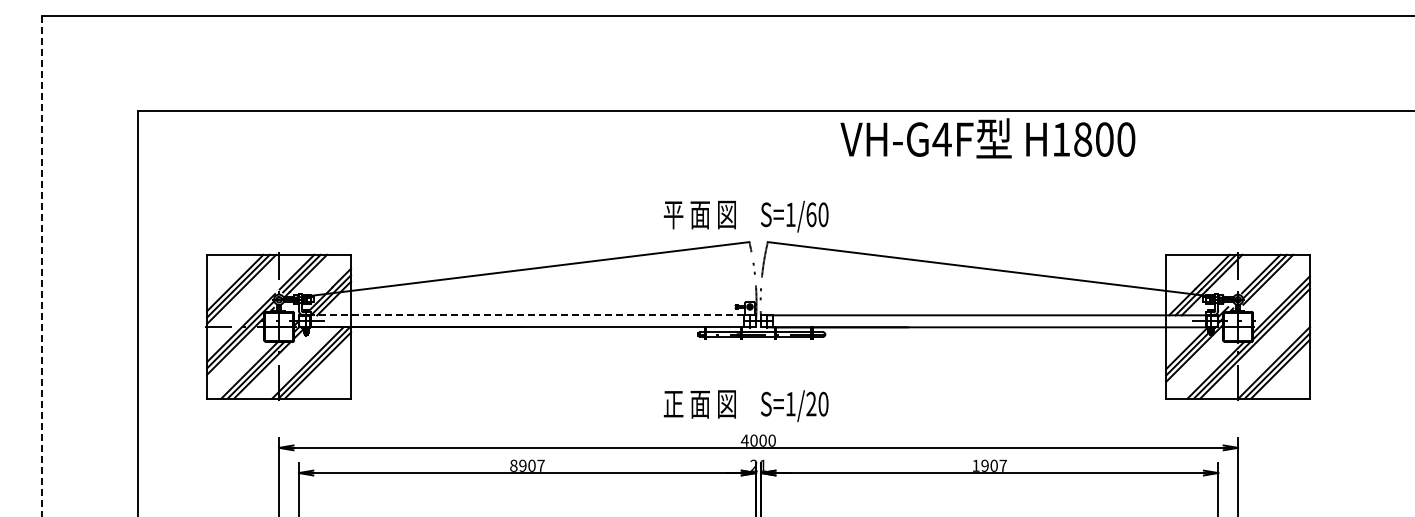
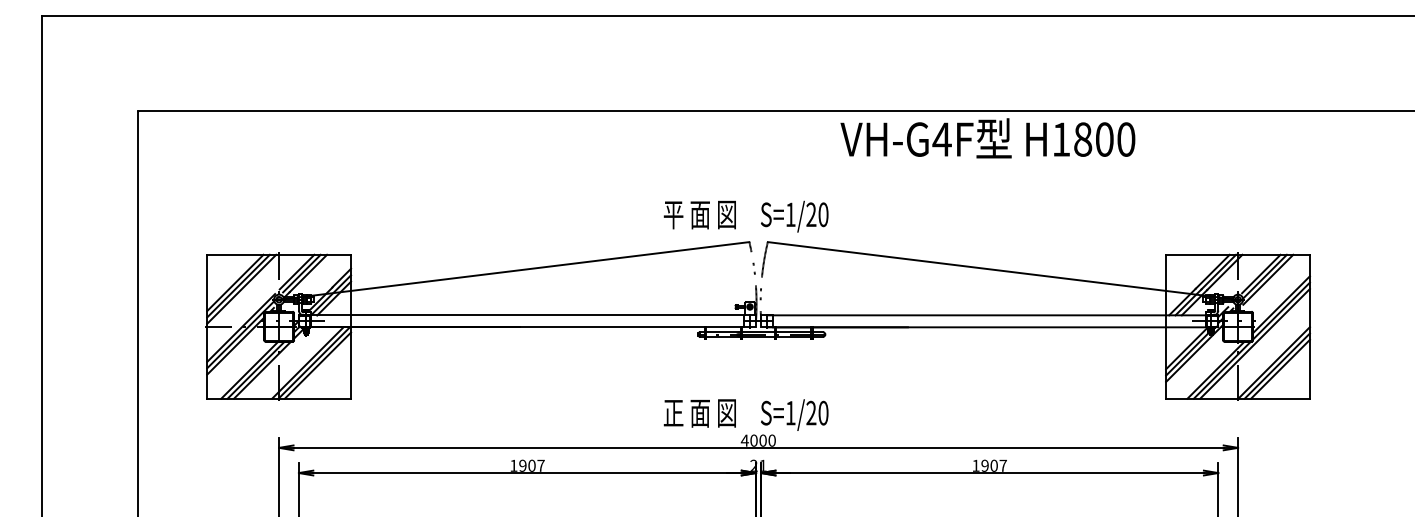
text: S=1/60 -> S=1/20 (811, 214)
line: dashed -> solid (42, 266)
line: dashed -> solid (527, 315)
text position: (745, 405) -> (745, 414) (745, 414)
text: 8907 -> 1907 (513, 465)
